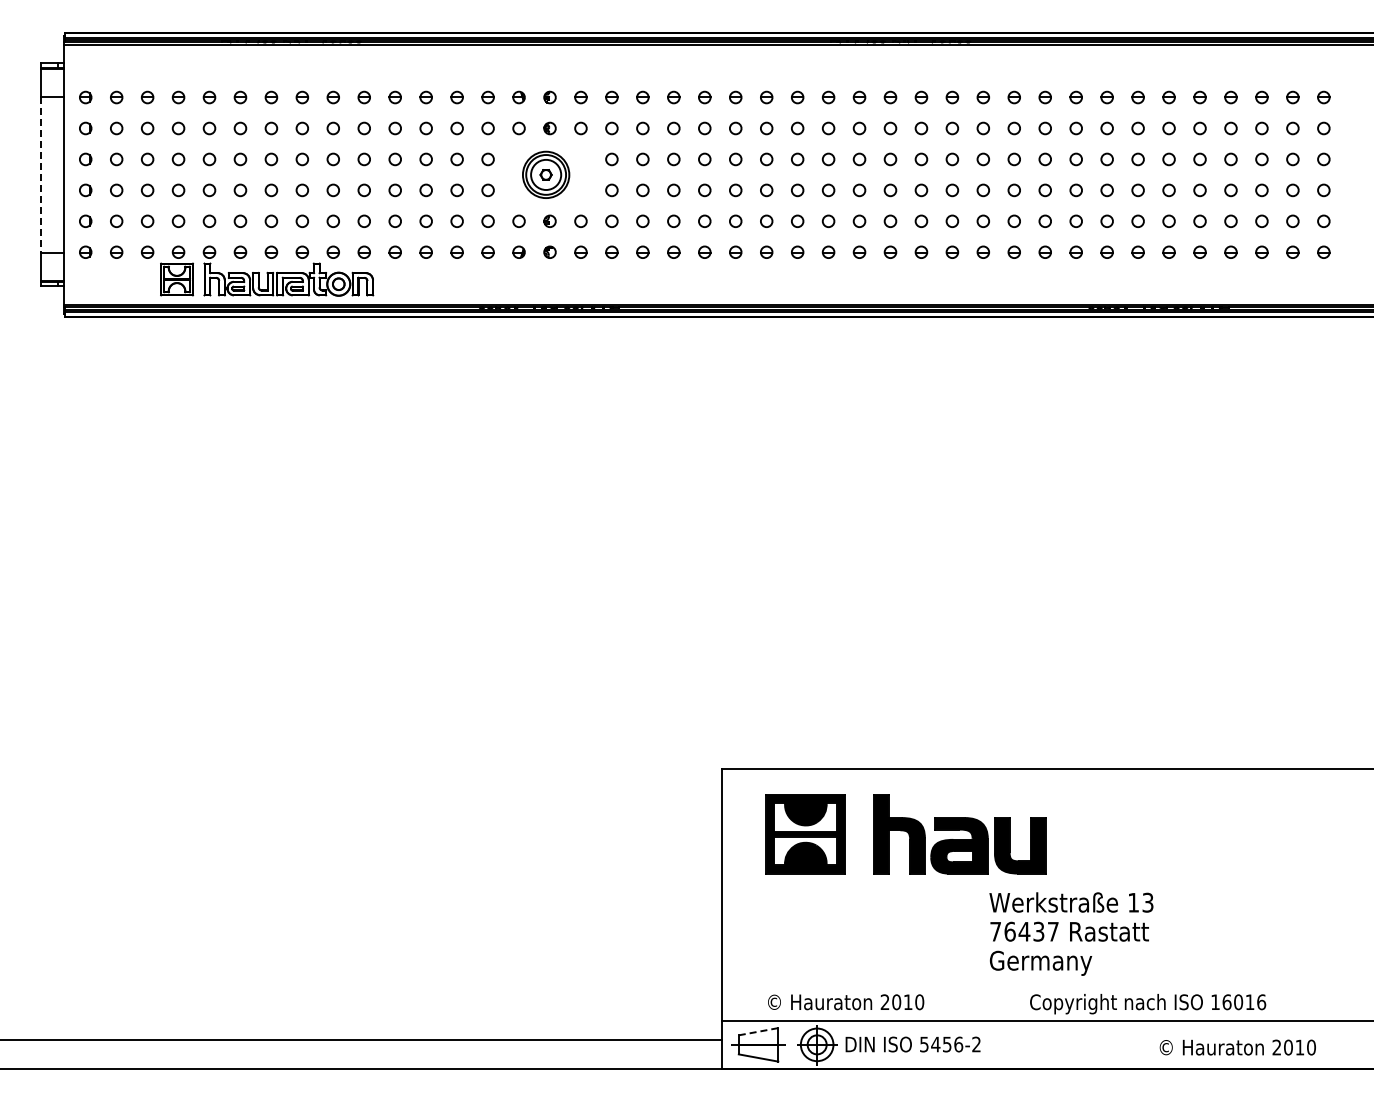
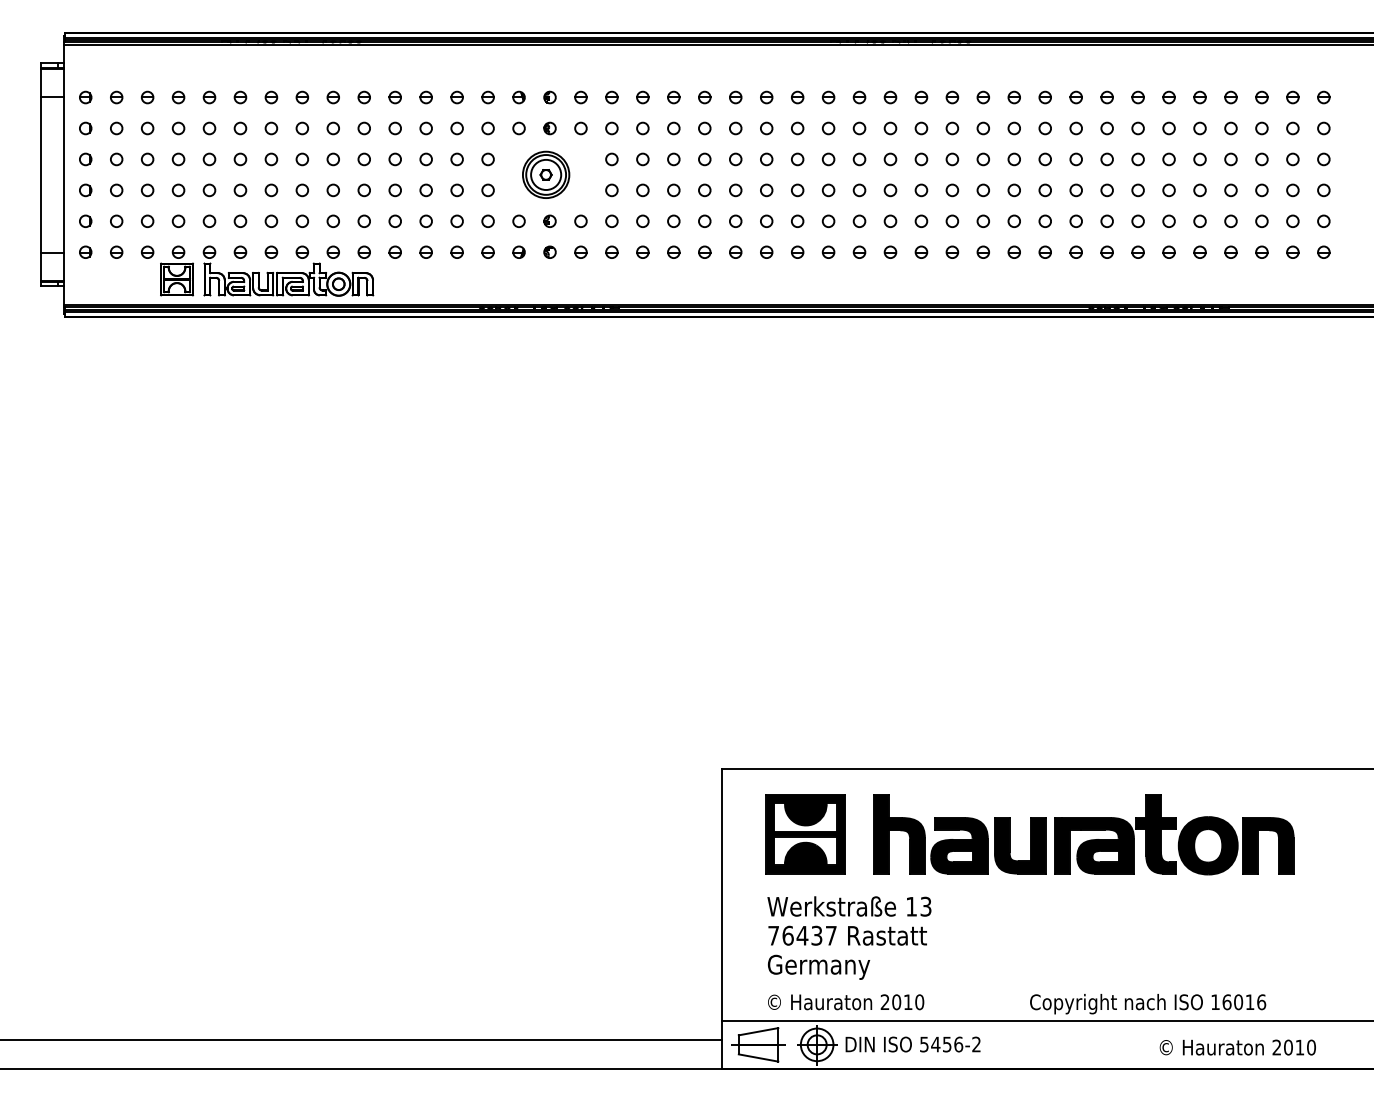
line: dashed -> solid (41, 175)
part: none -> present (1174, 834)
text position: (1071, 933) -> (849, 937) (849, 937)
line: dashed -> solid (759, 1031)
